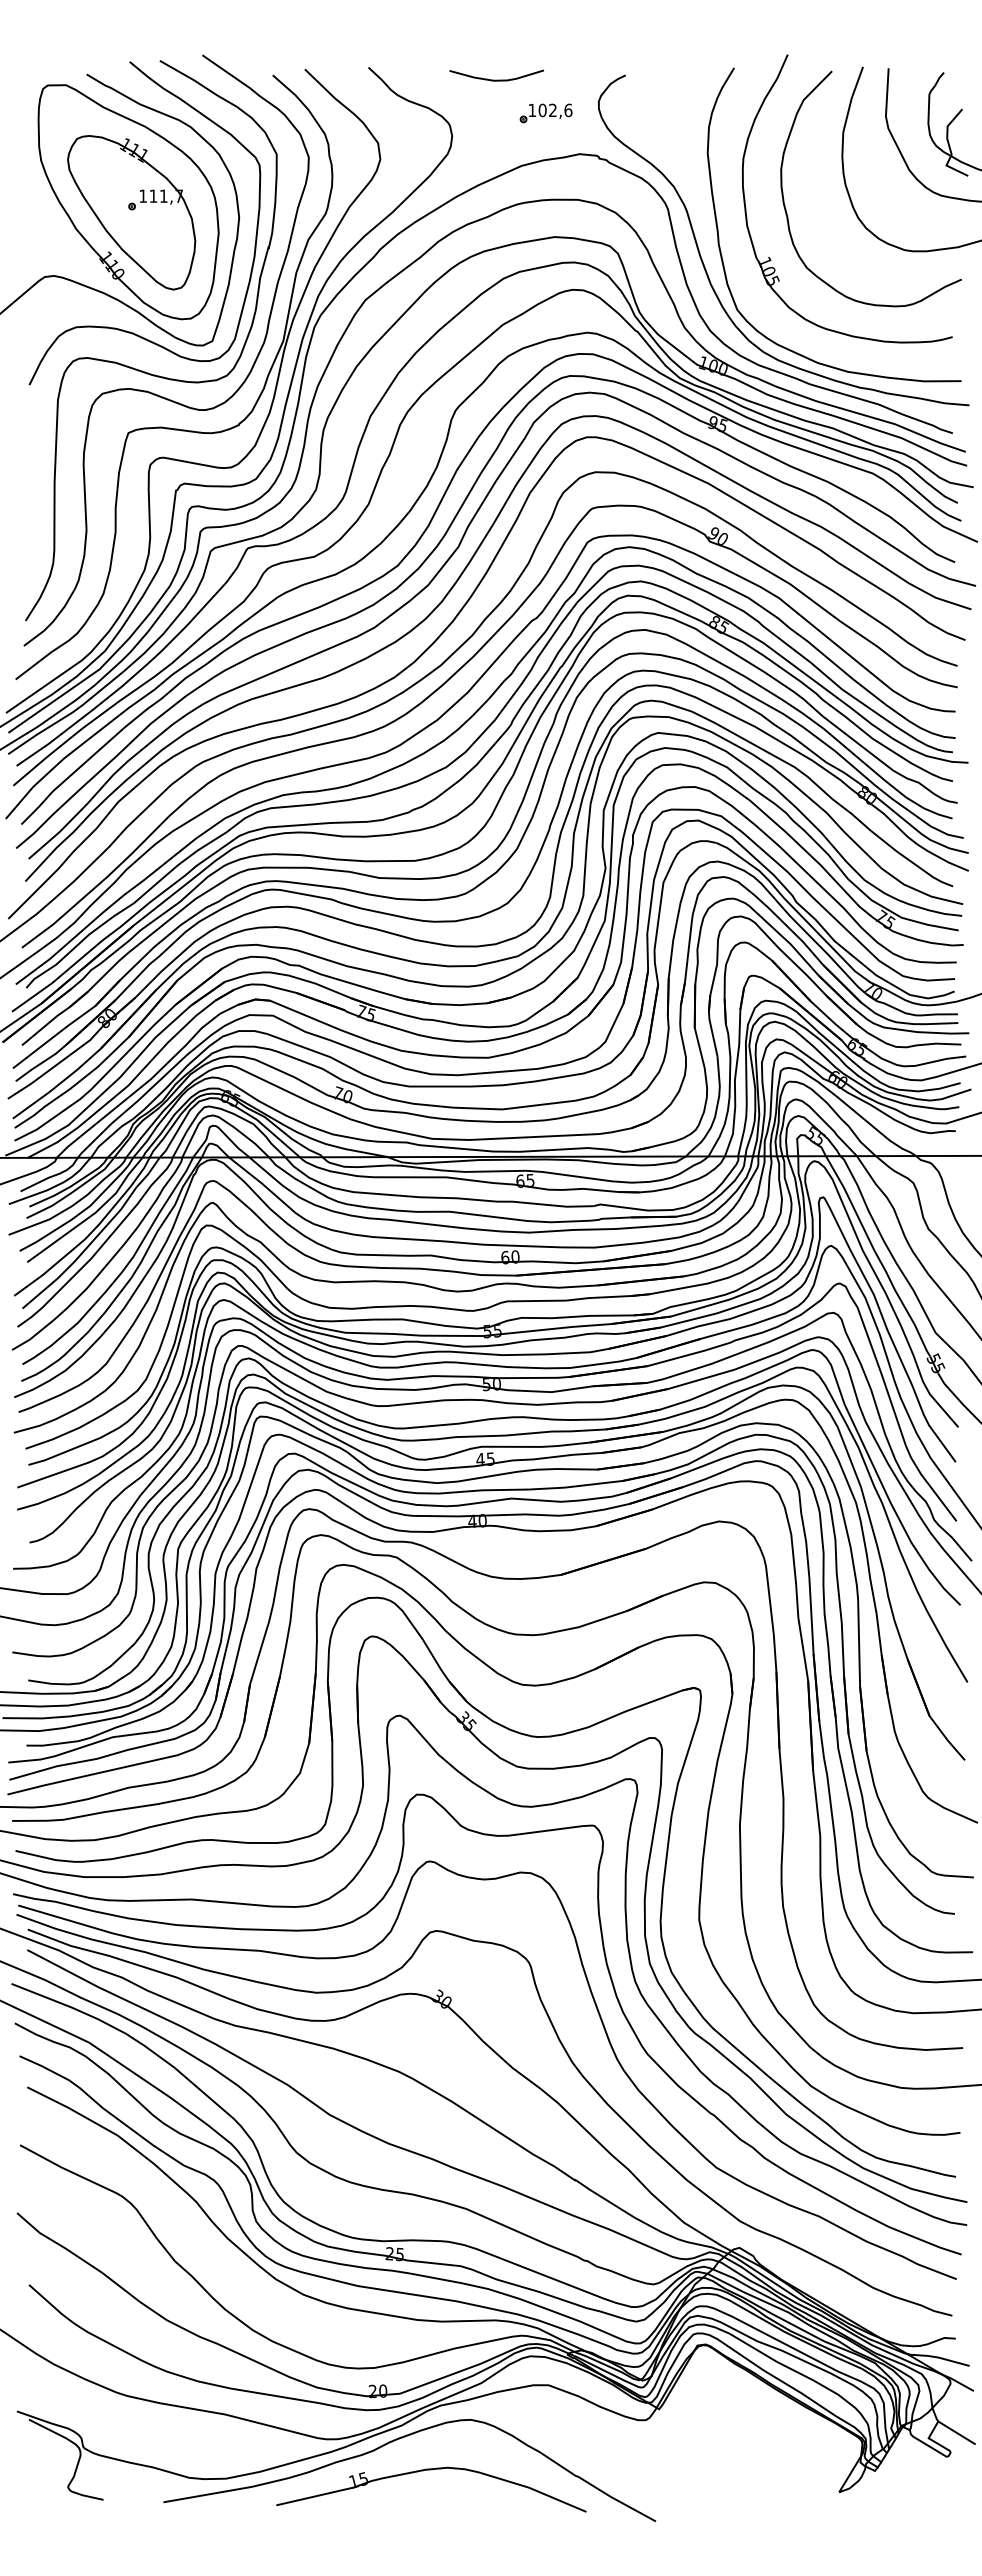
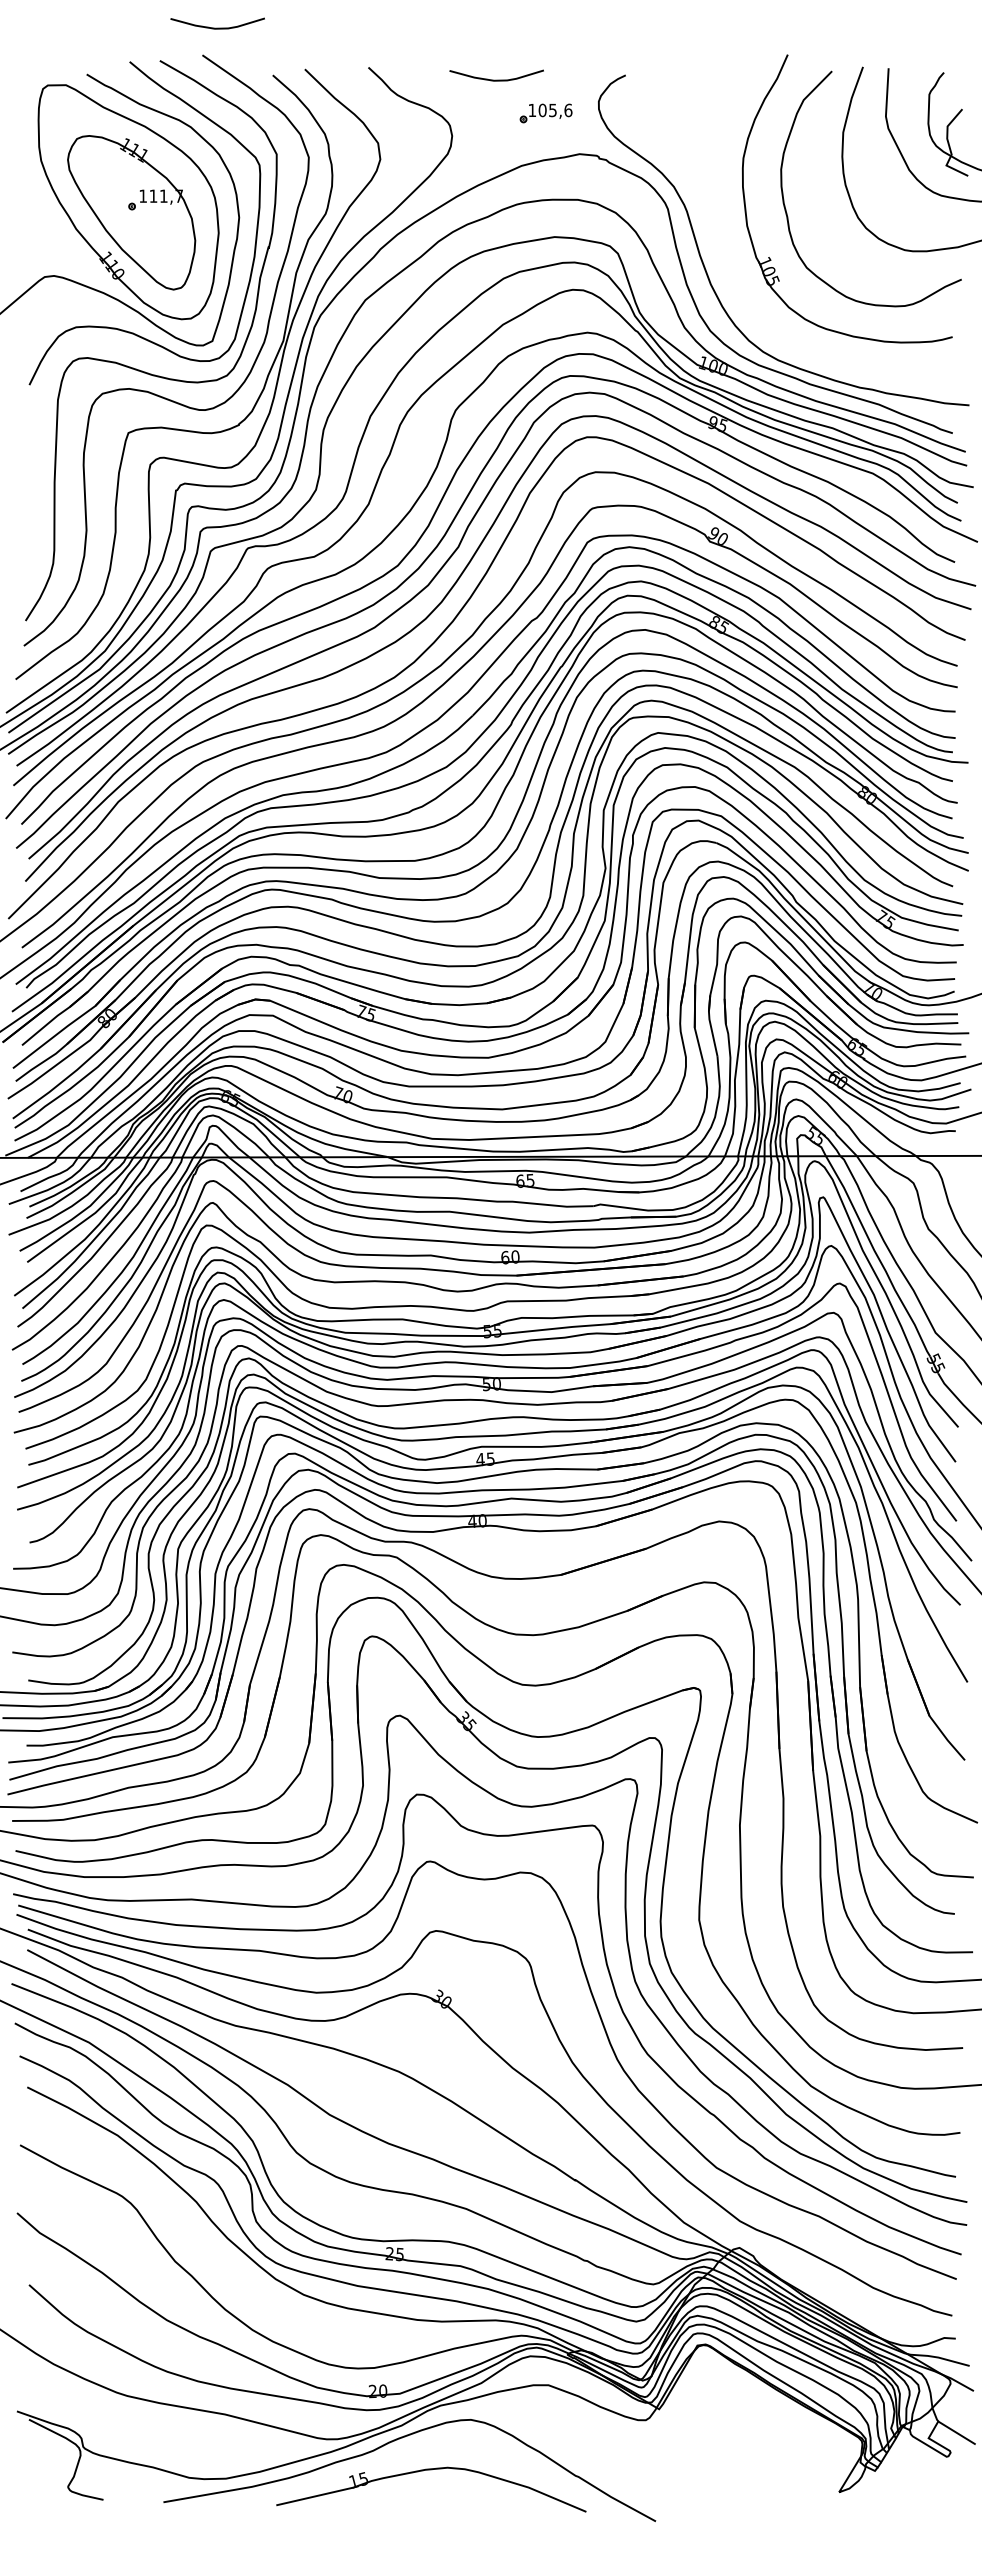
curve: none -> present (217, 27)
text: 102,6 -> 105,6 (552, 110)
curve: present -> none (719, 236)
